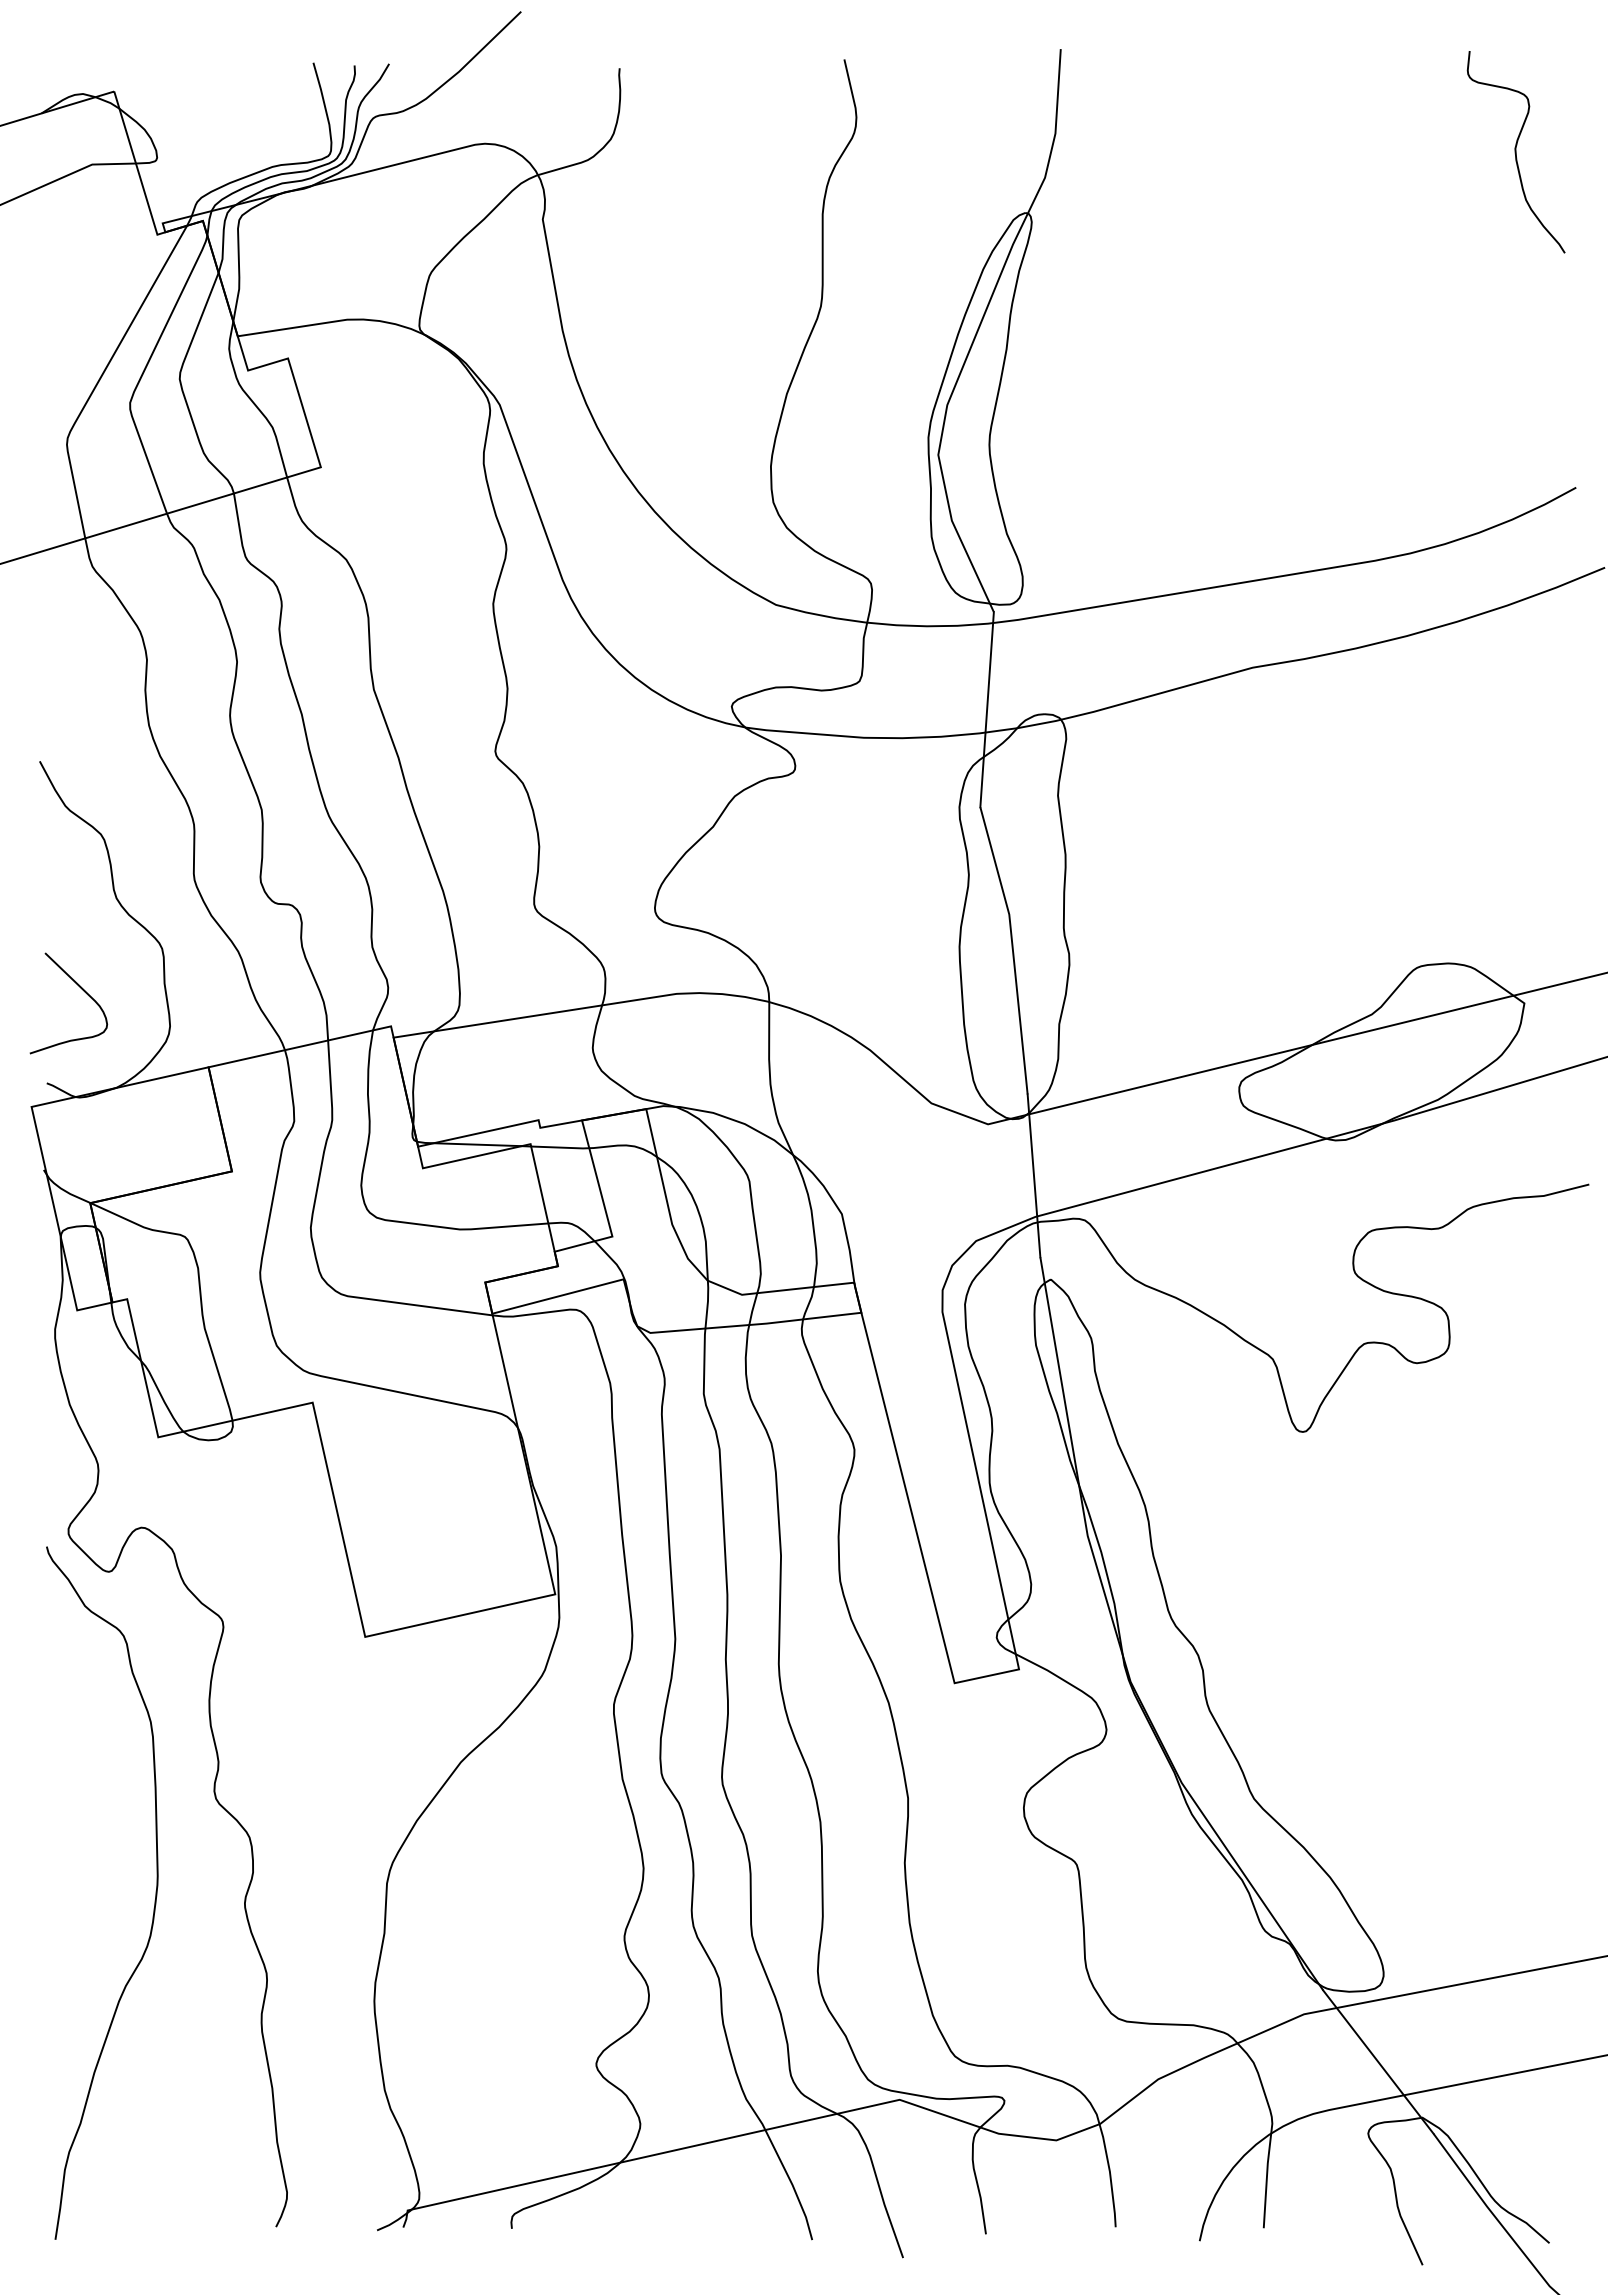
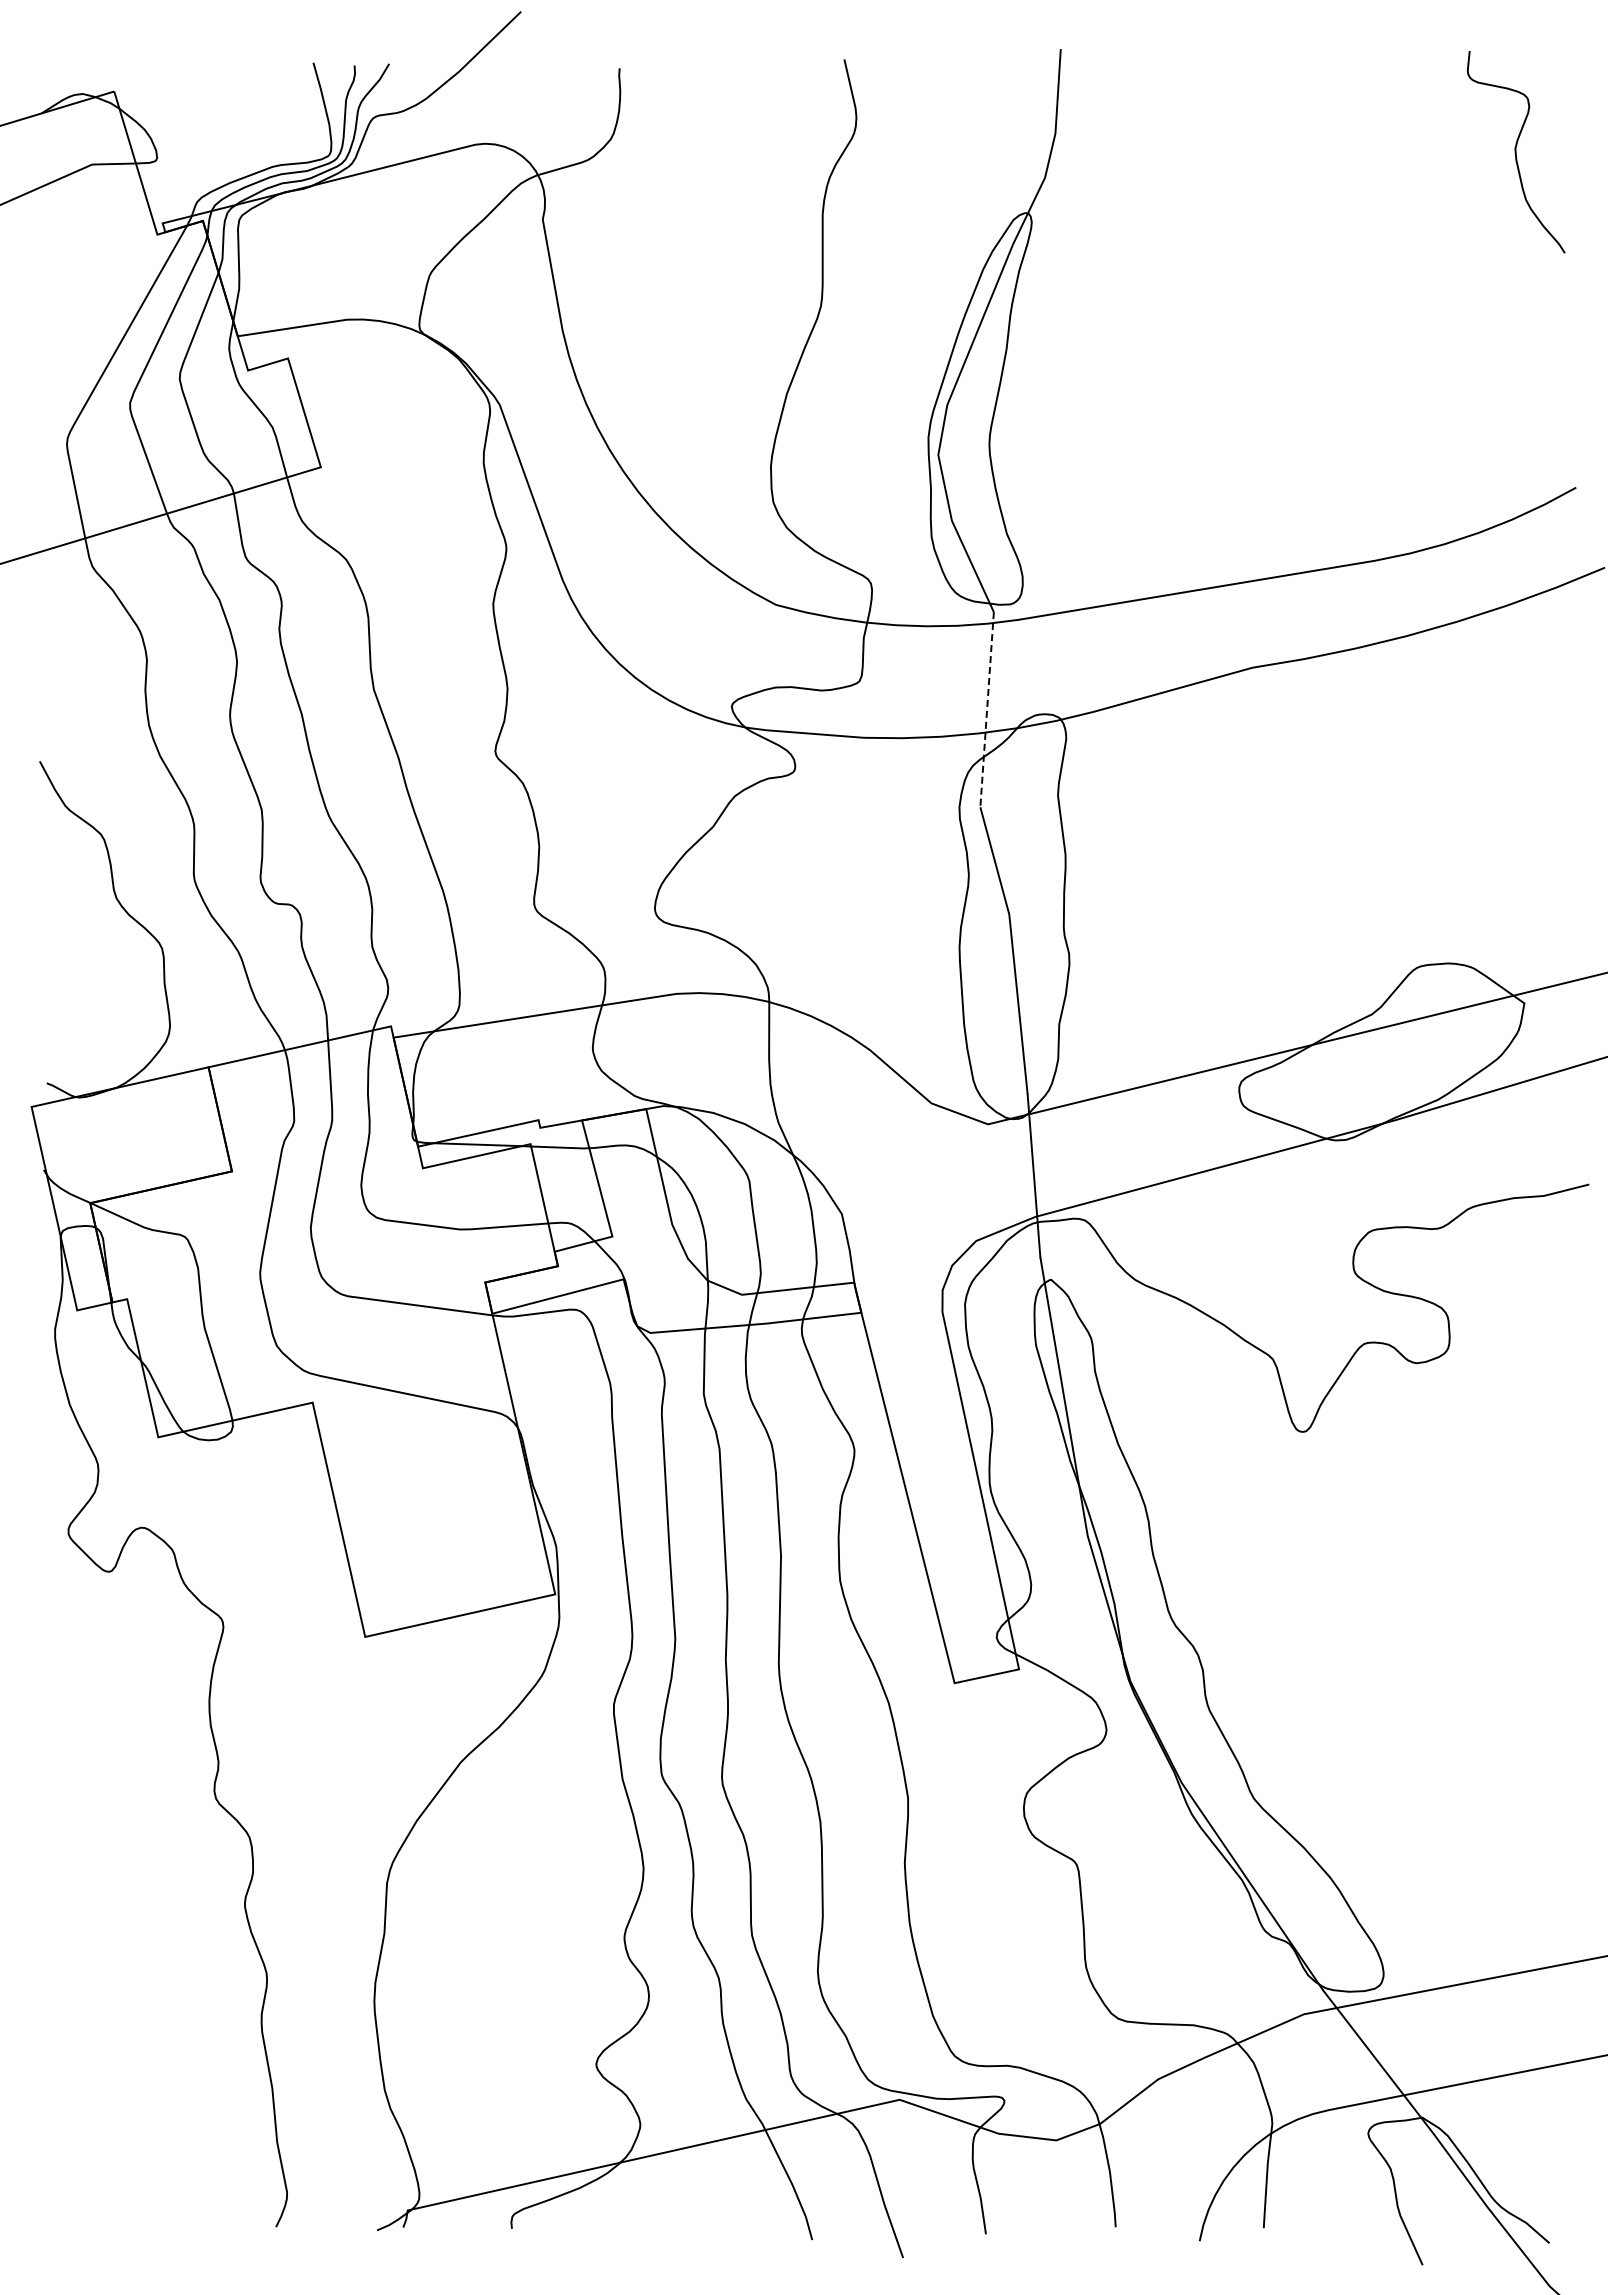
line: solid -> dashed (987, 709)
curve: present -> none (81, 989)
curve: present -> none (154, 1900)
